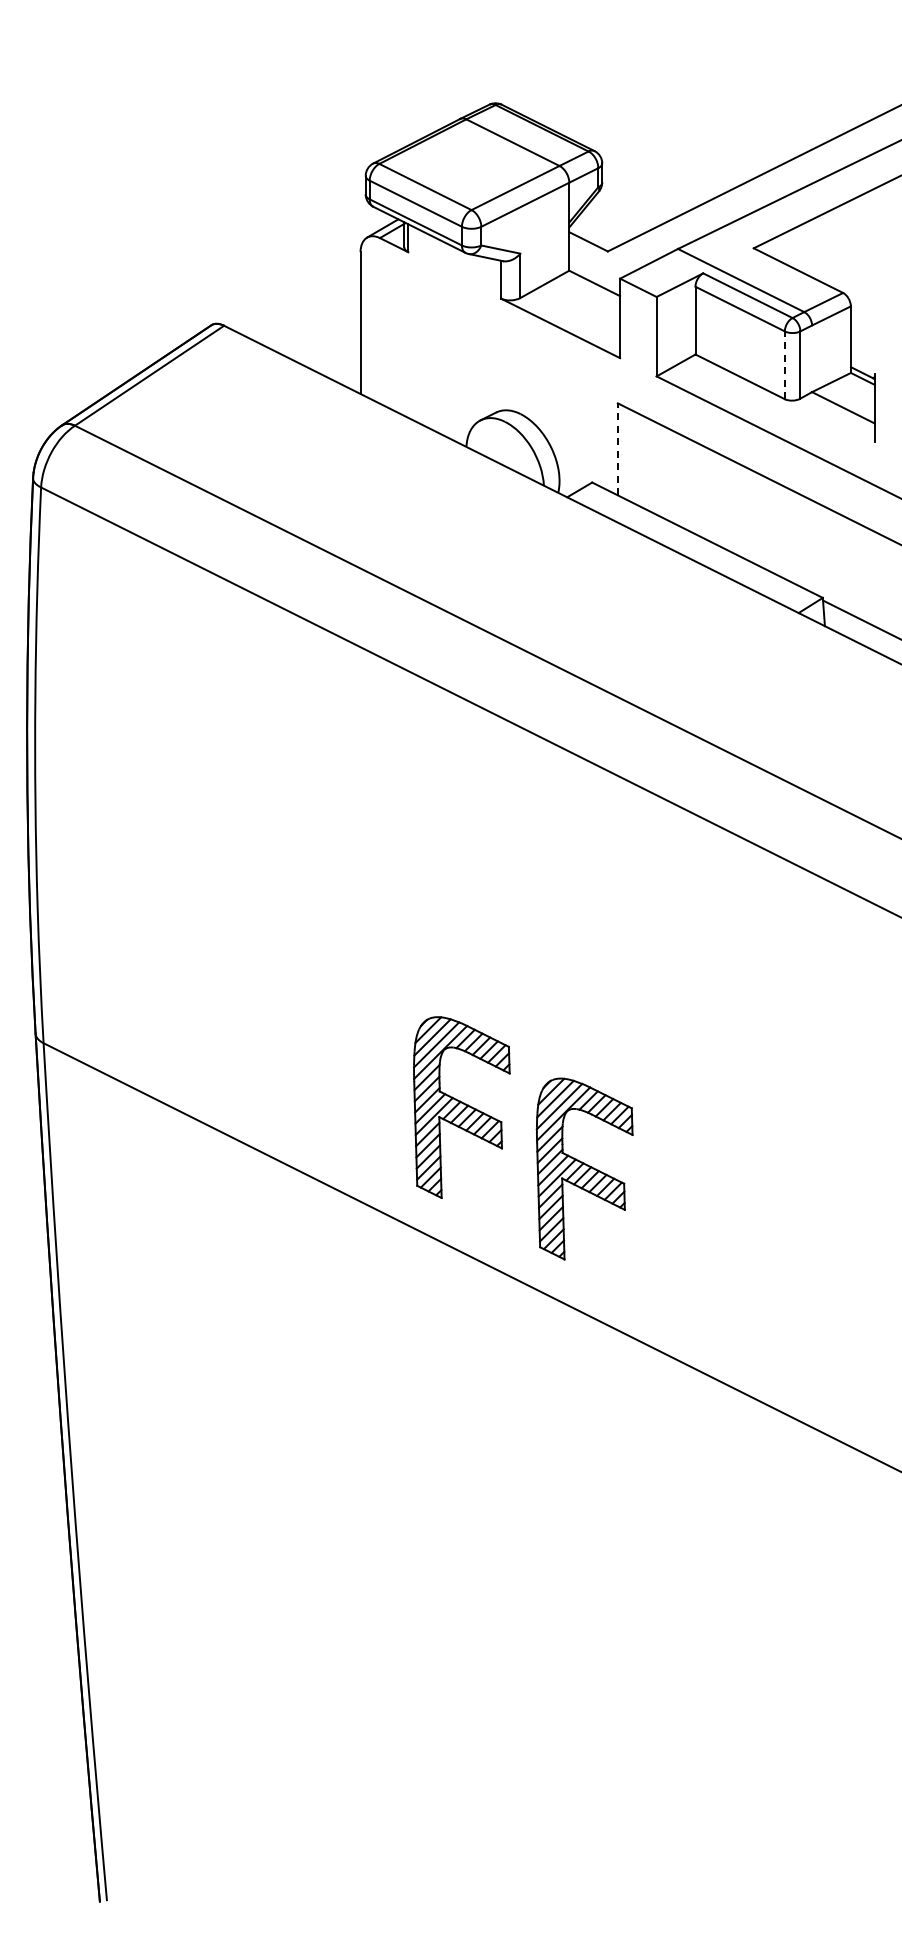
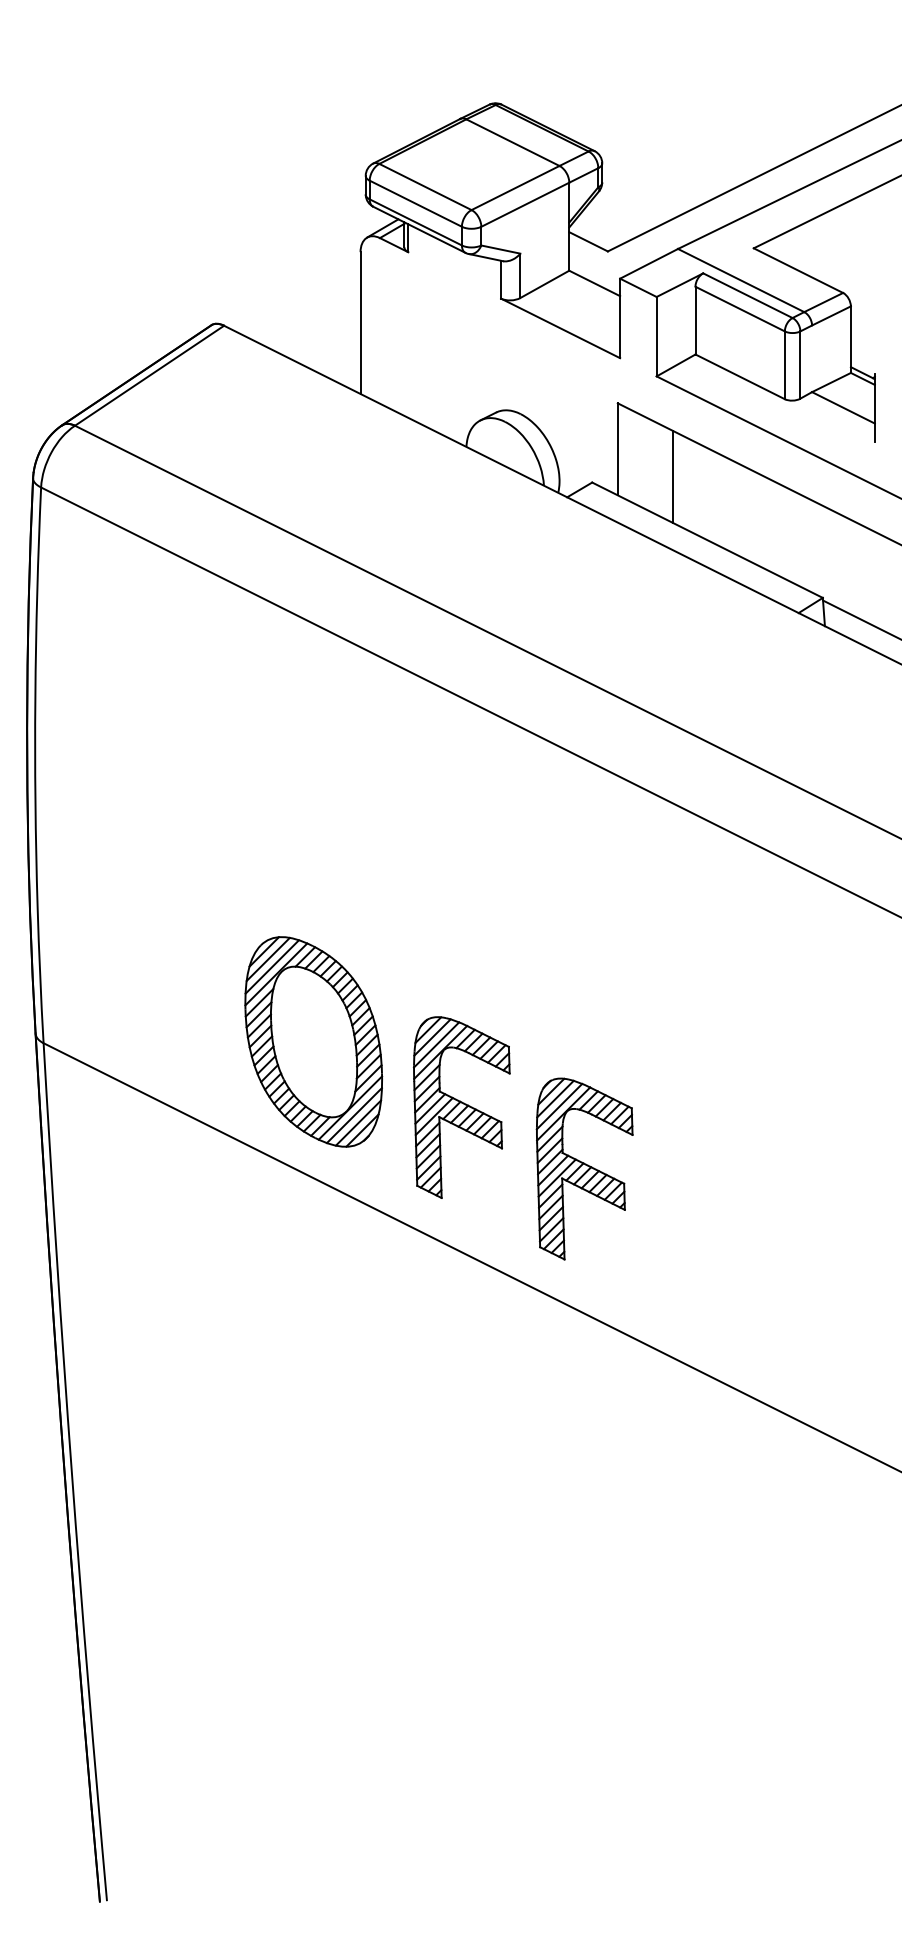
line: dashed -> solid (784, 365)
line: dashed -> solid (617, 448)
line: none -> present (673, 476)
part: none -> present (313, 1041)
